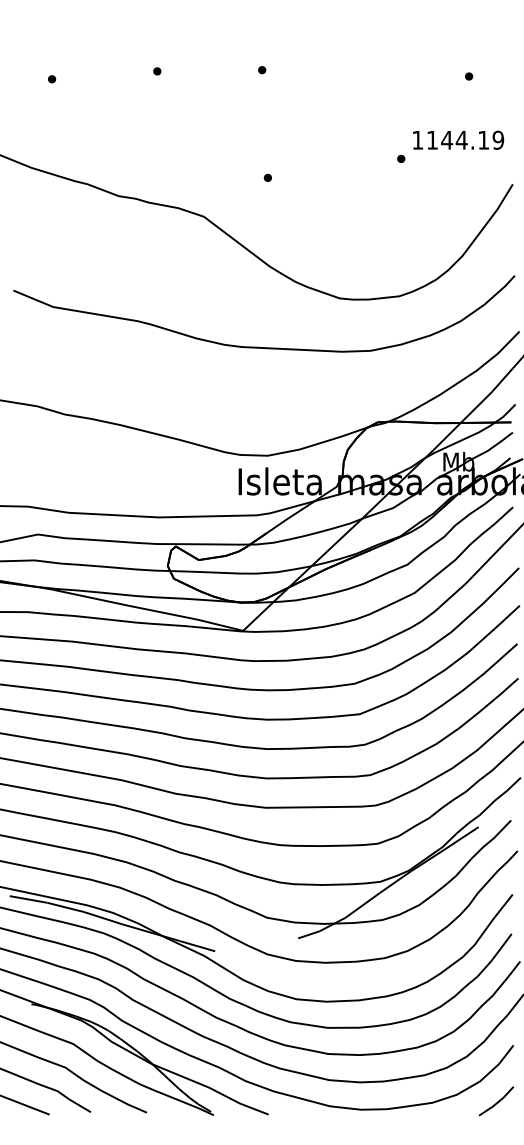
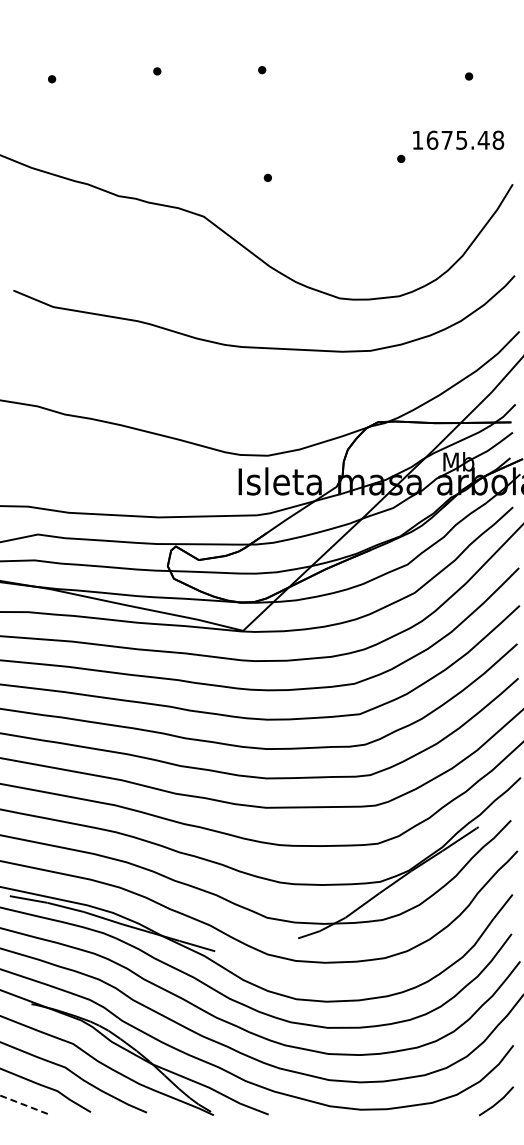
text: 1144.19 -> 1675.48 (465, 139)
line: solid -> dashed (25, 1105)
